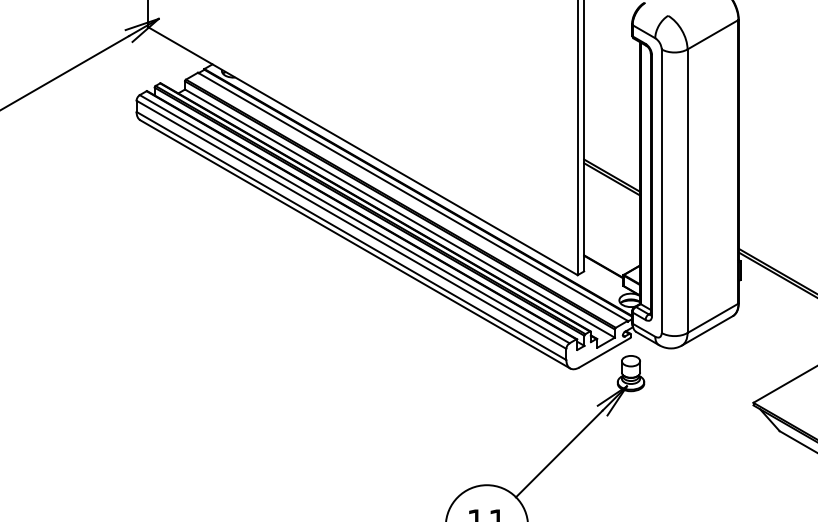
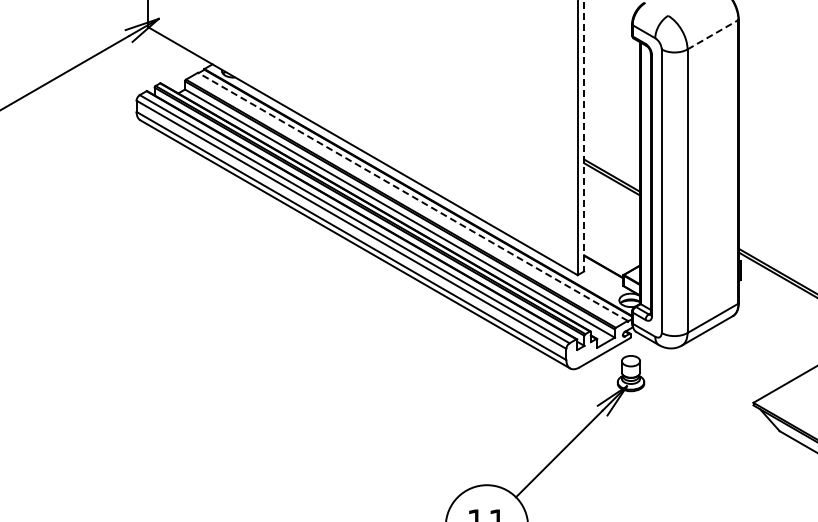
line: solid -> dashed (713, 34)
line: solid -> dashed (584, 135)
line: solid -> dashed (412, 196)
